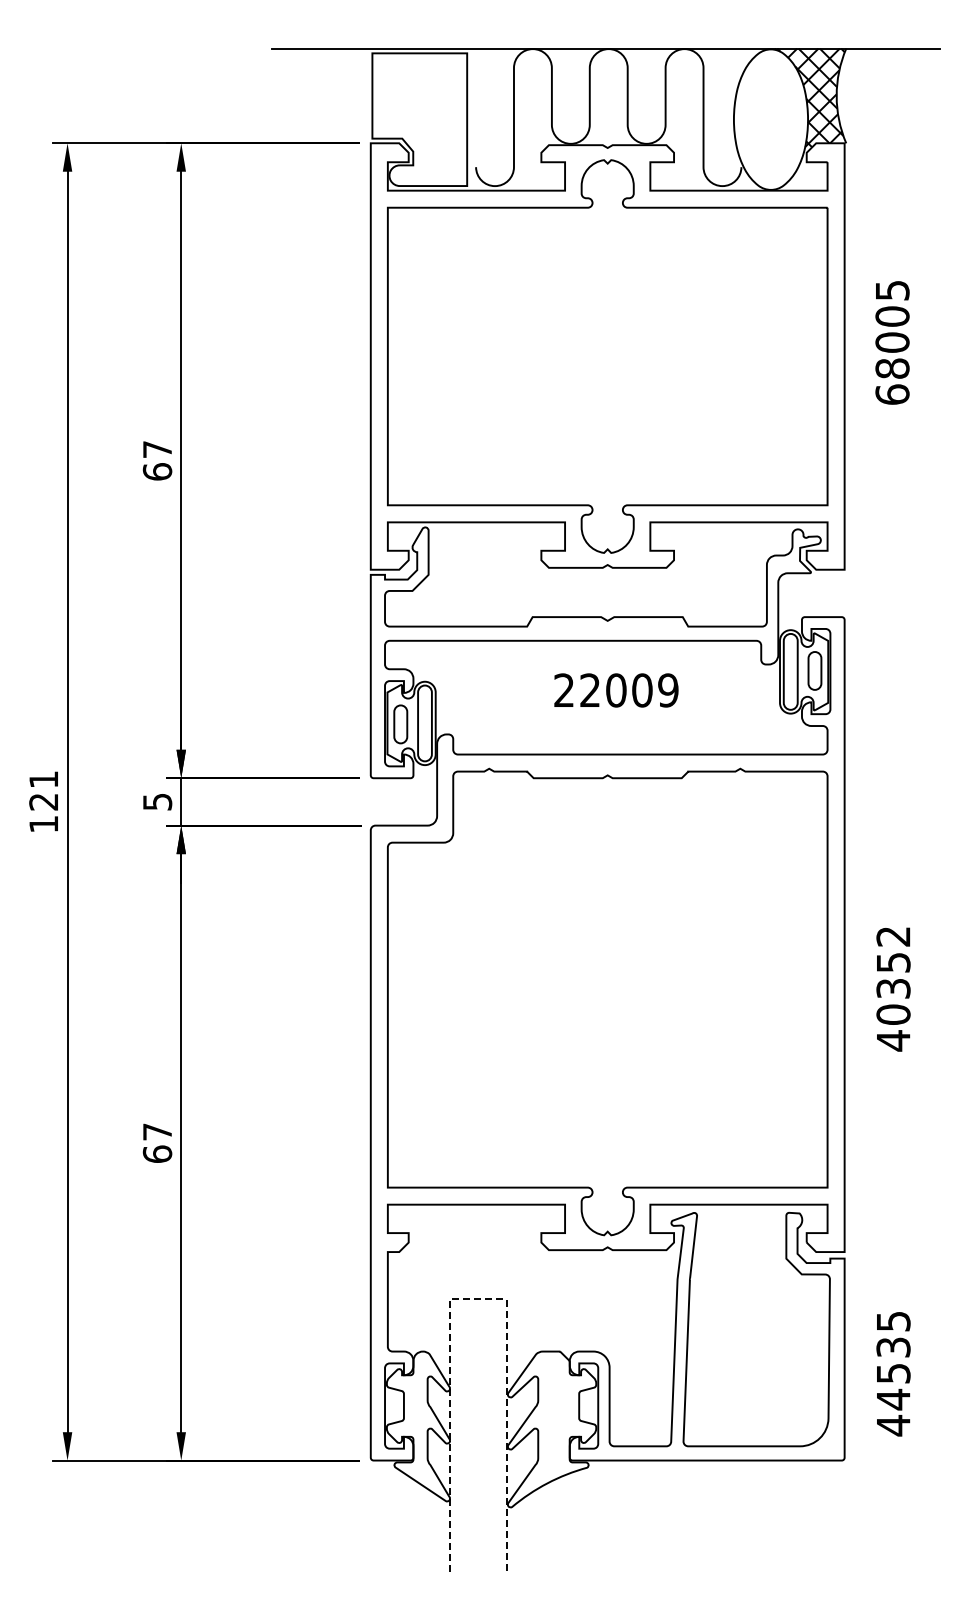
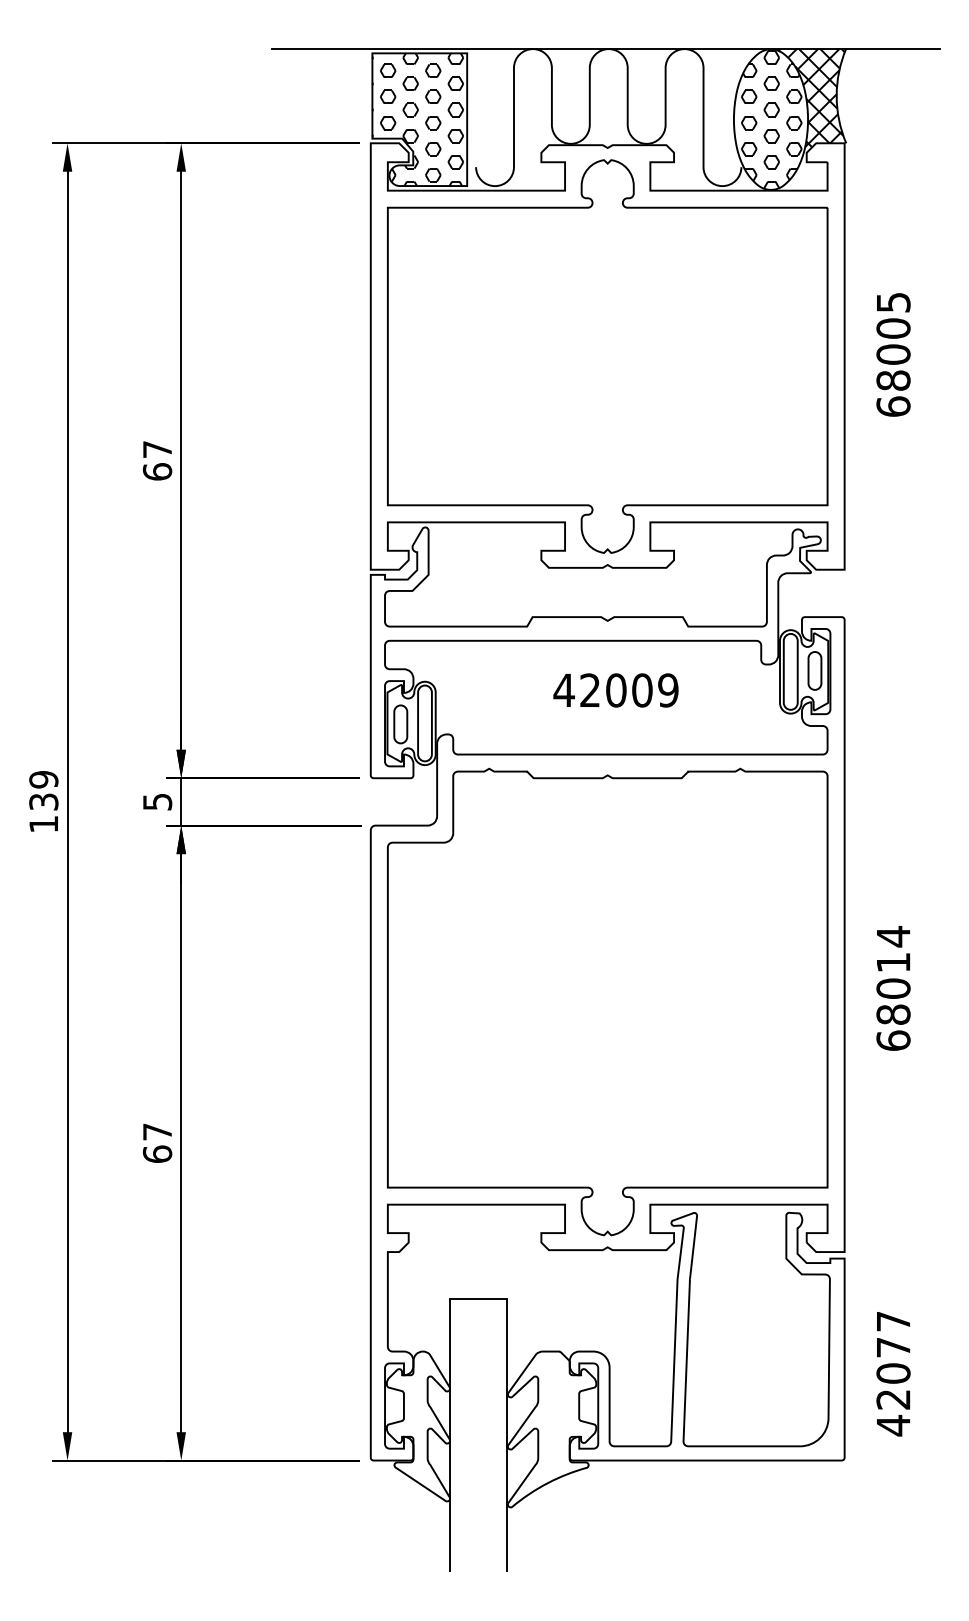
hatch: none -> present (417, 119)
hatch: none -> present (771, 119)
text position: (892, 342) -> (893, 354) (893, 354)
text: 22009 -> 42009 (563, 689)
text: 121 -> 139 (43, 790)
text: 40352 -> 68014 (893, 988)
line: dashed -> solid (479, 1299)
text: 44535 -> 42077 (893, 1361)
